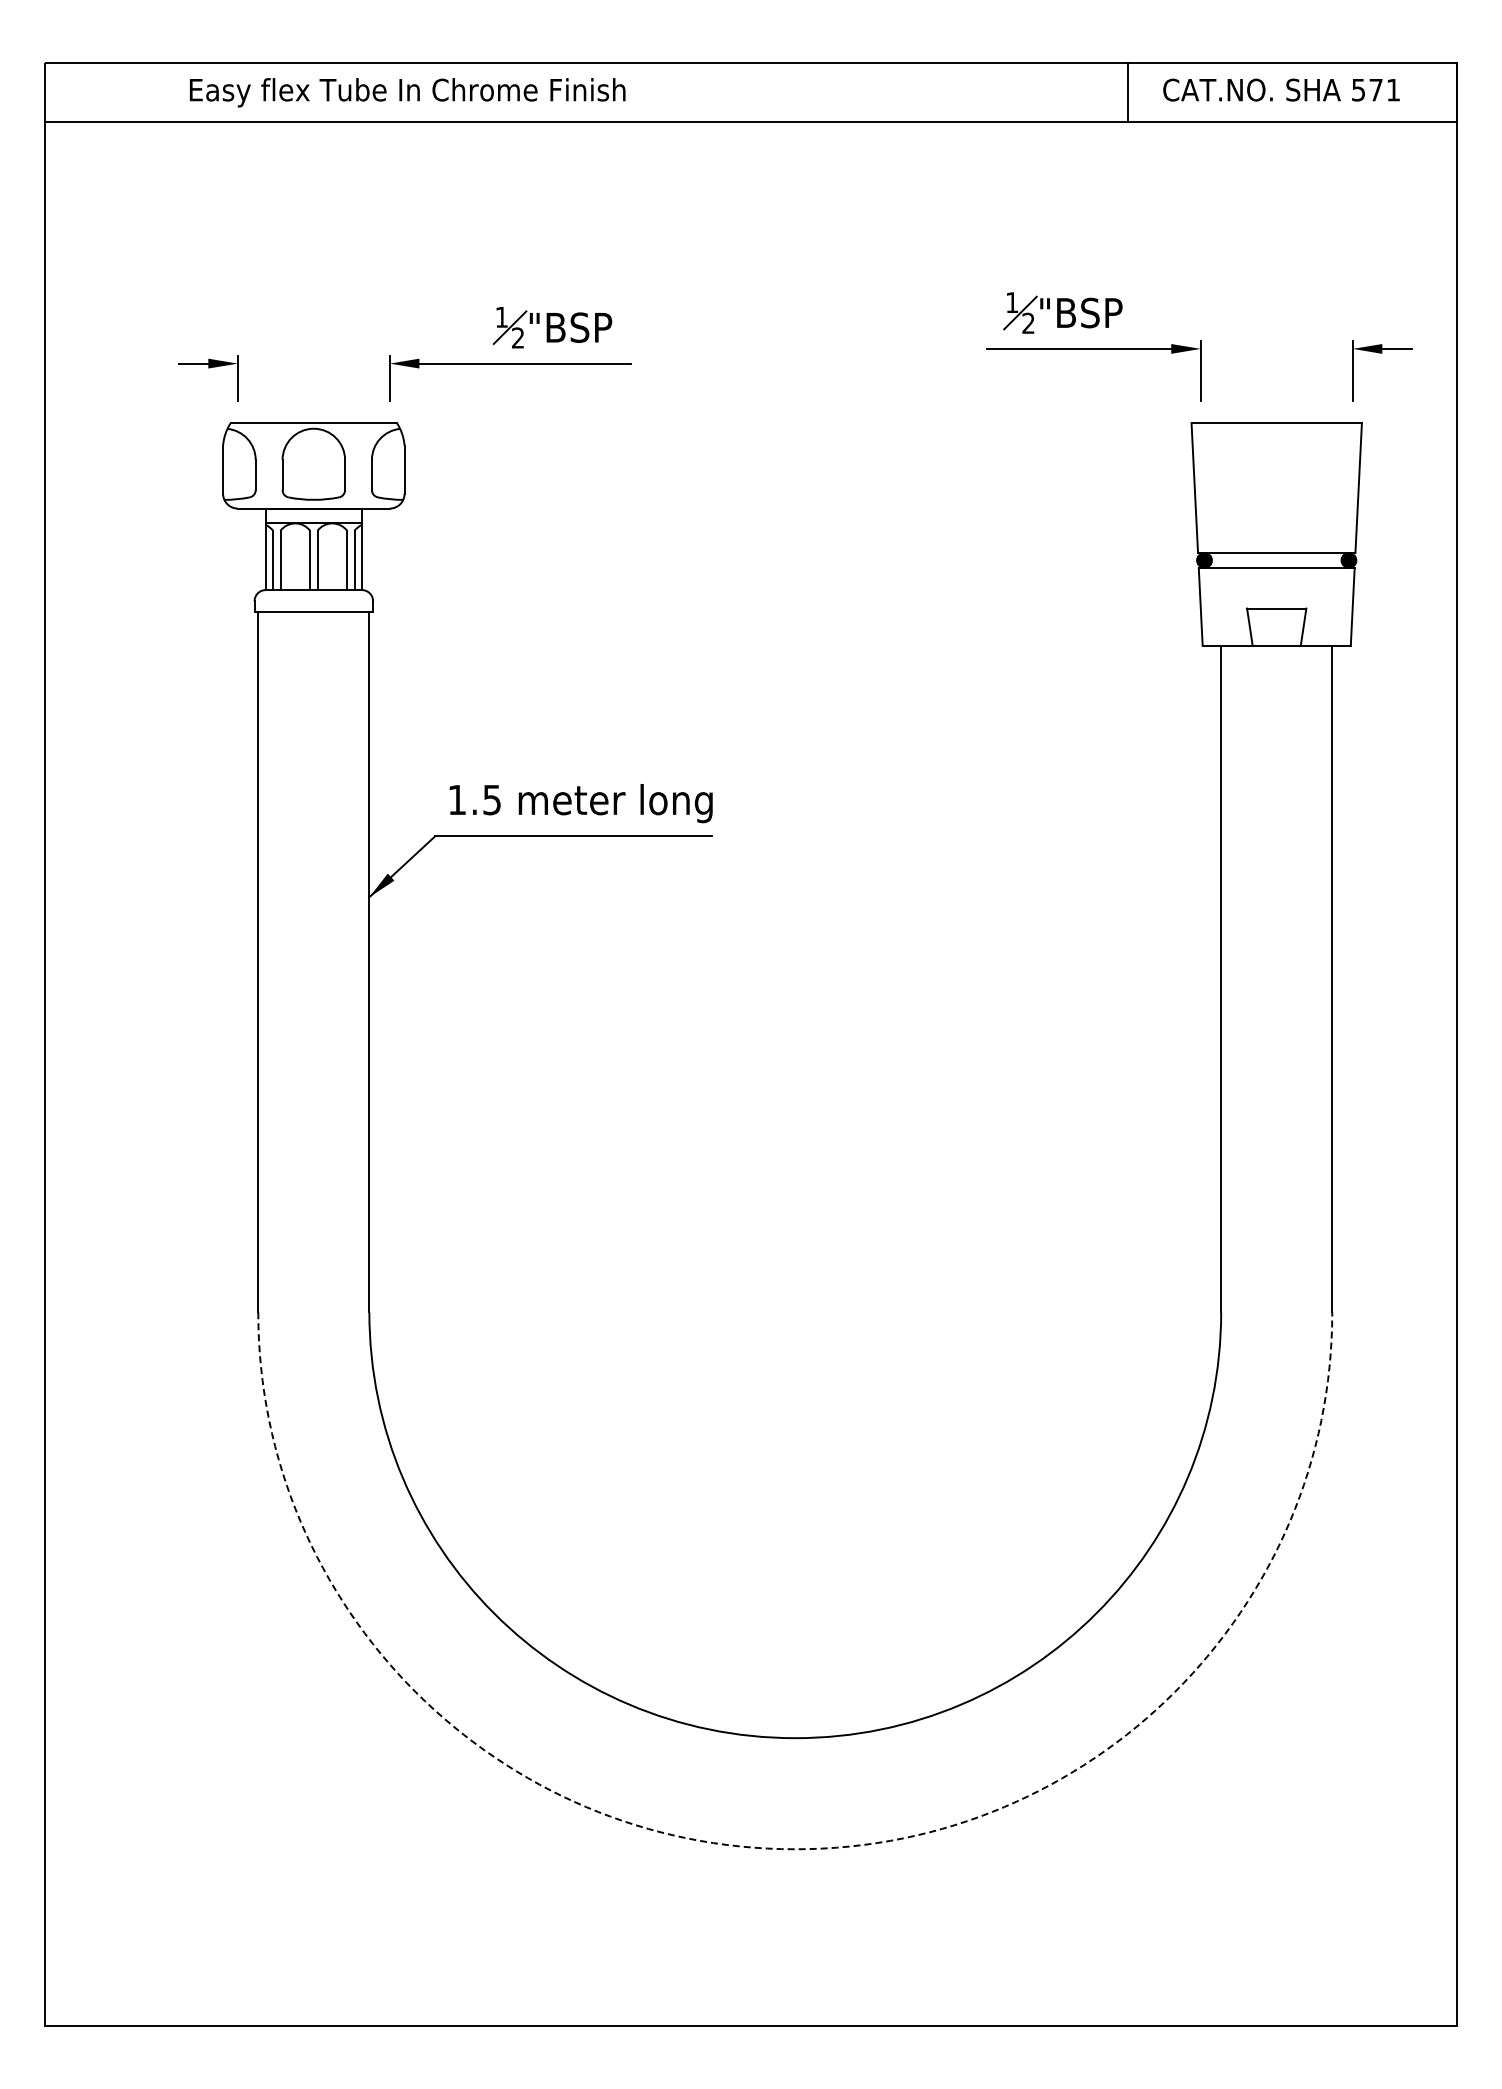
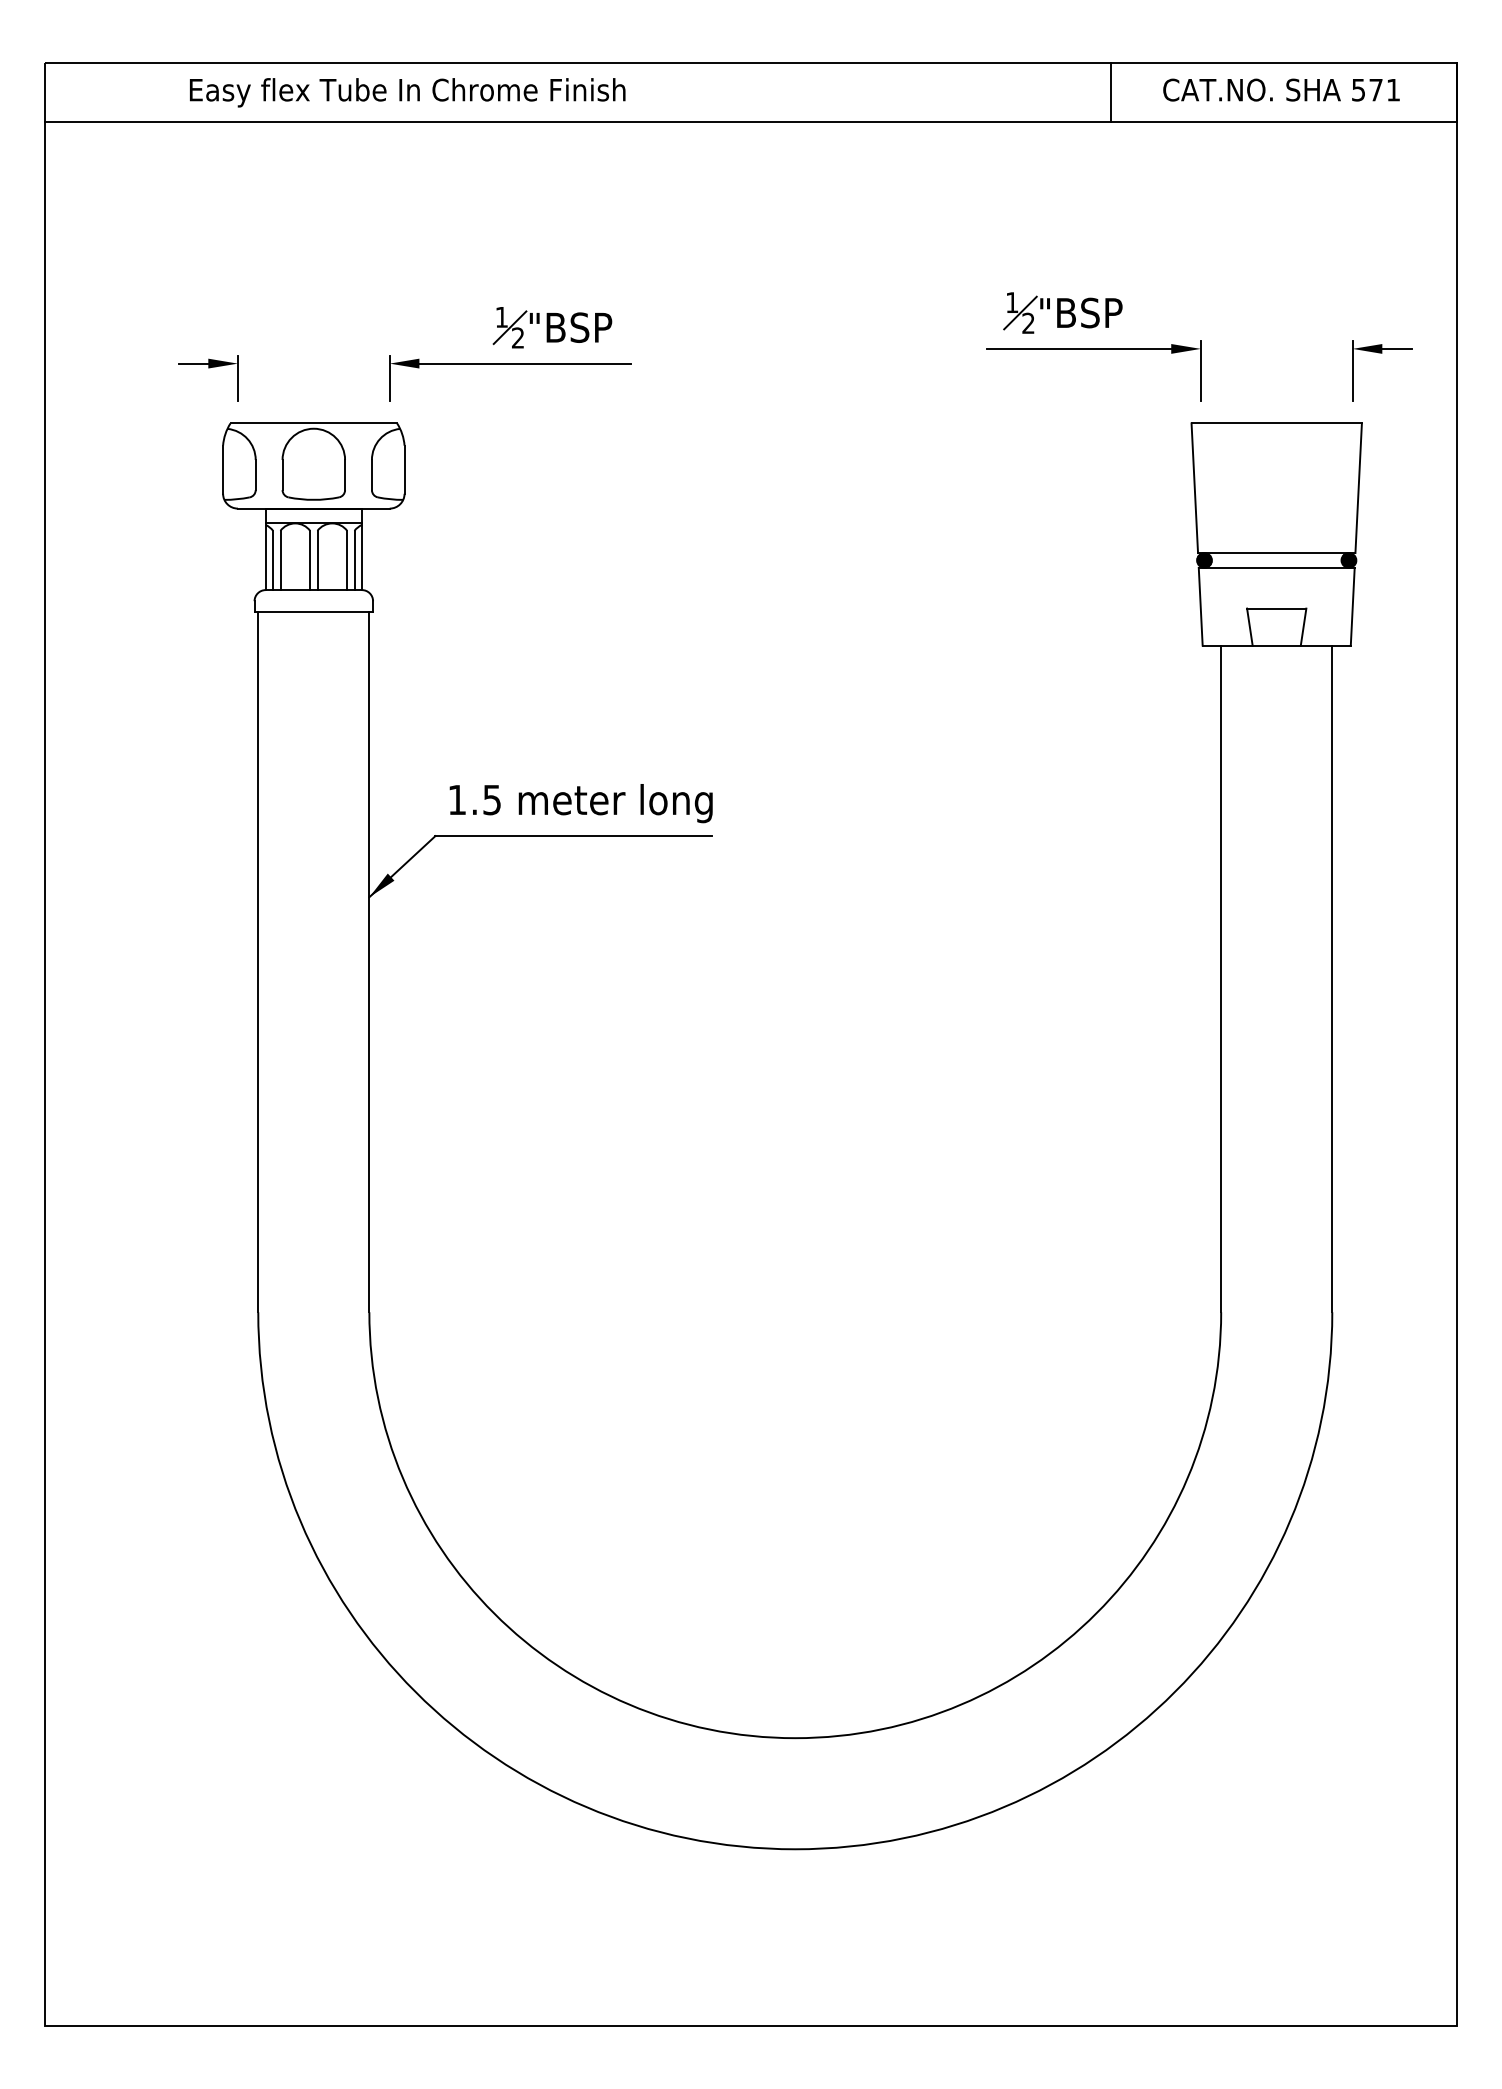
line position: (1127, 91) -> (1110, 91) (1110, 91)
arc: dashed -> solid (795, 1849)
